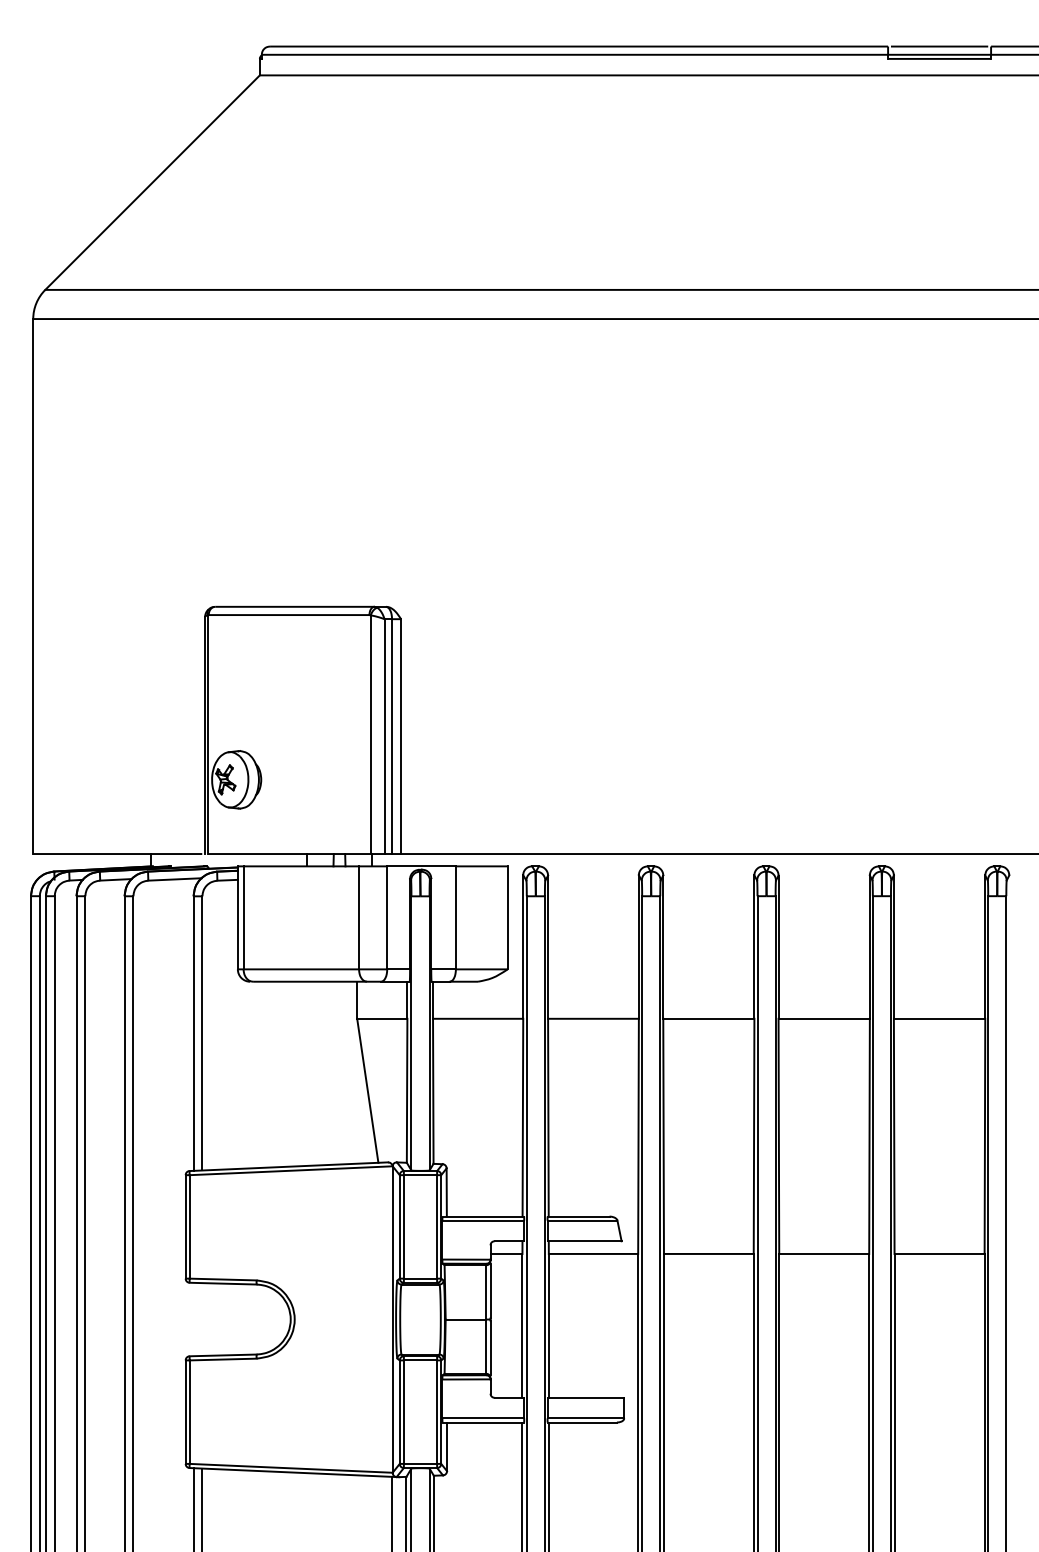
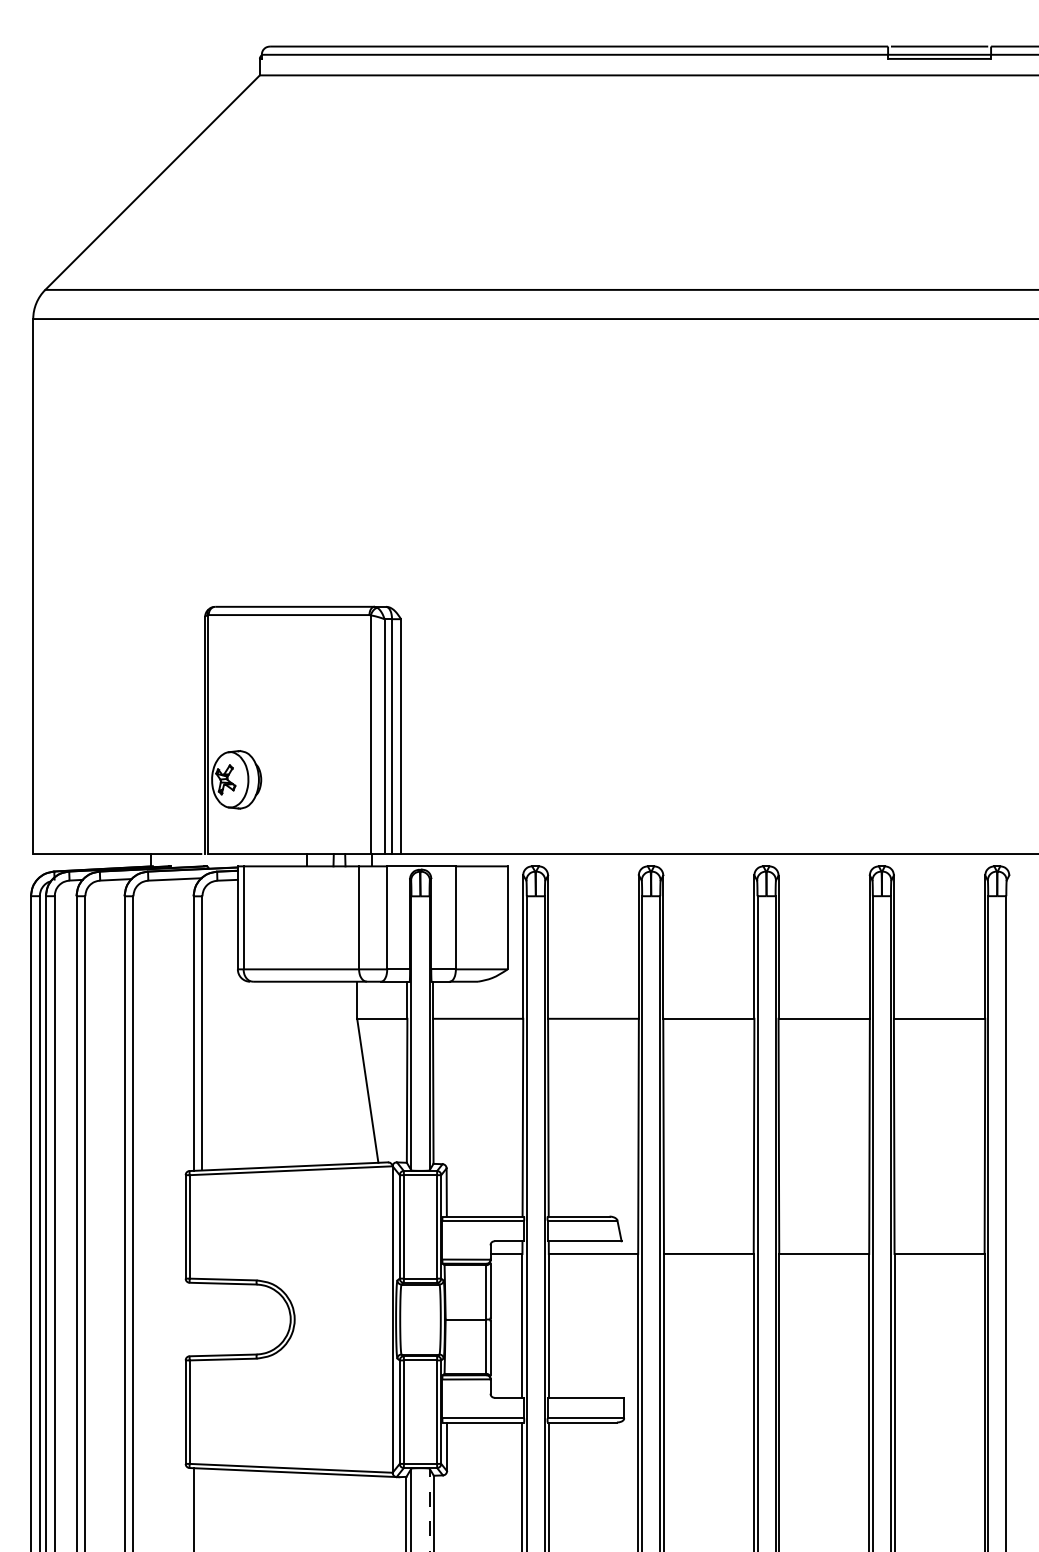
line: present -> none (202, 1508)
line: solid -> dashed (429, 1509)
line: present -> none (392, 1512)
